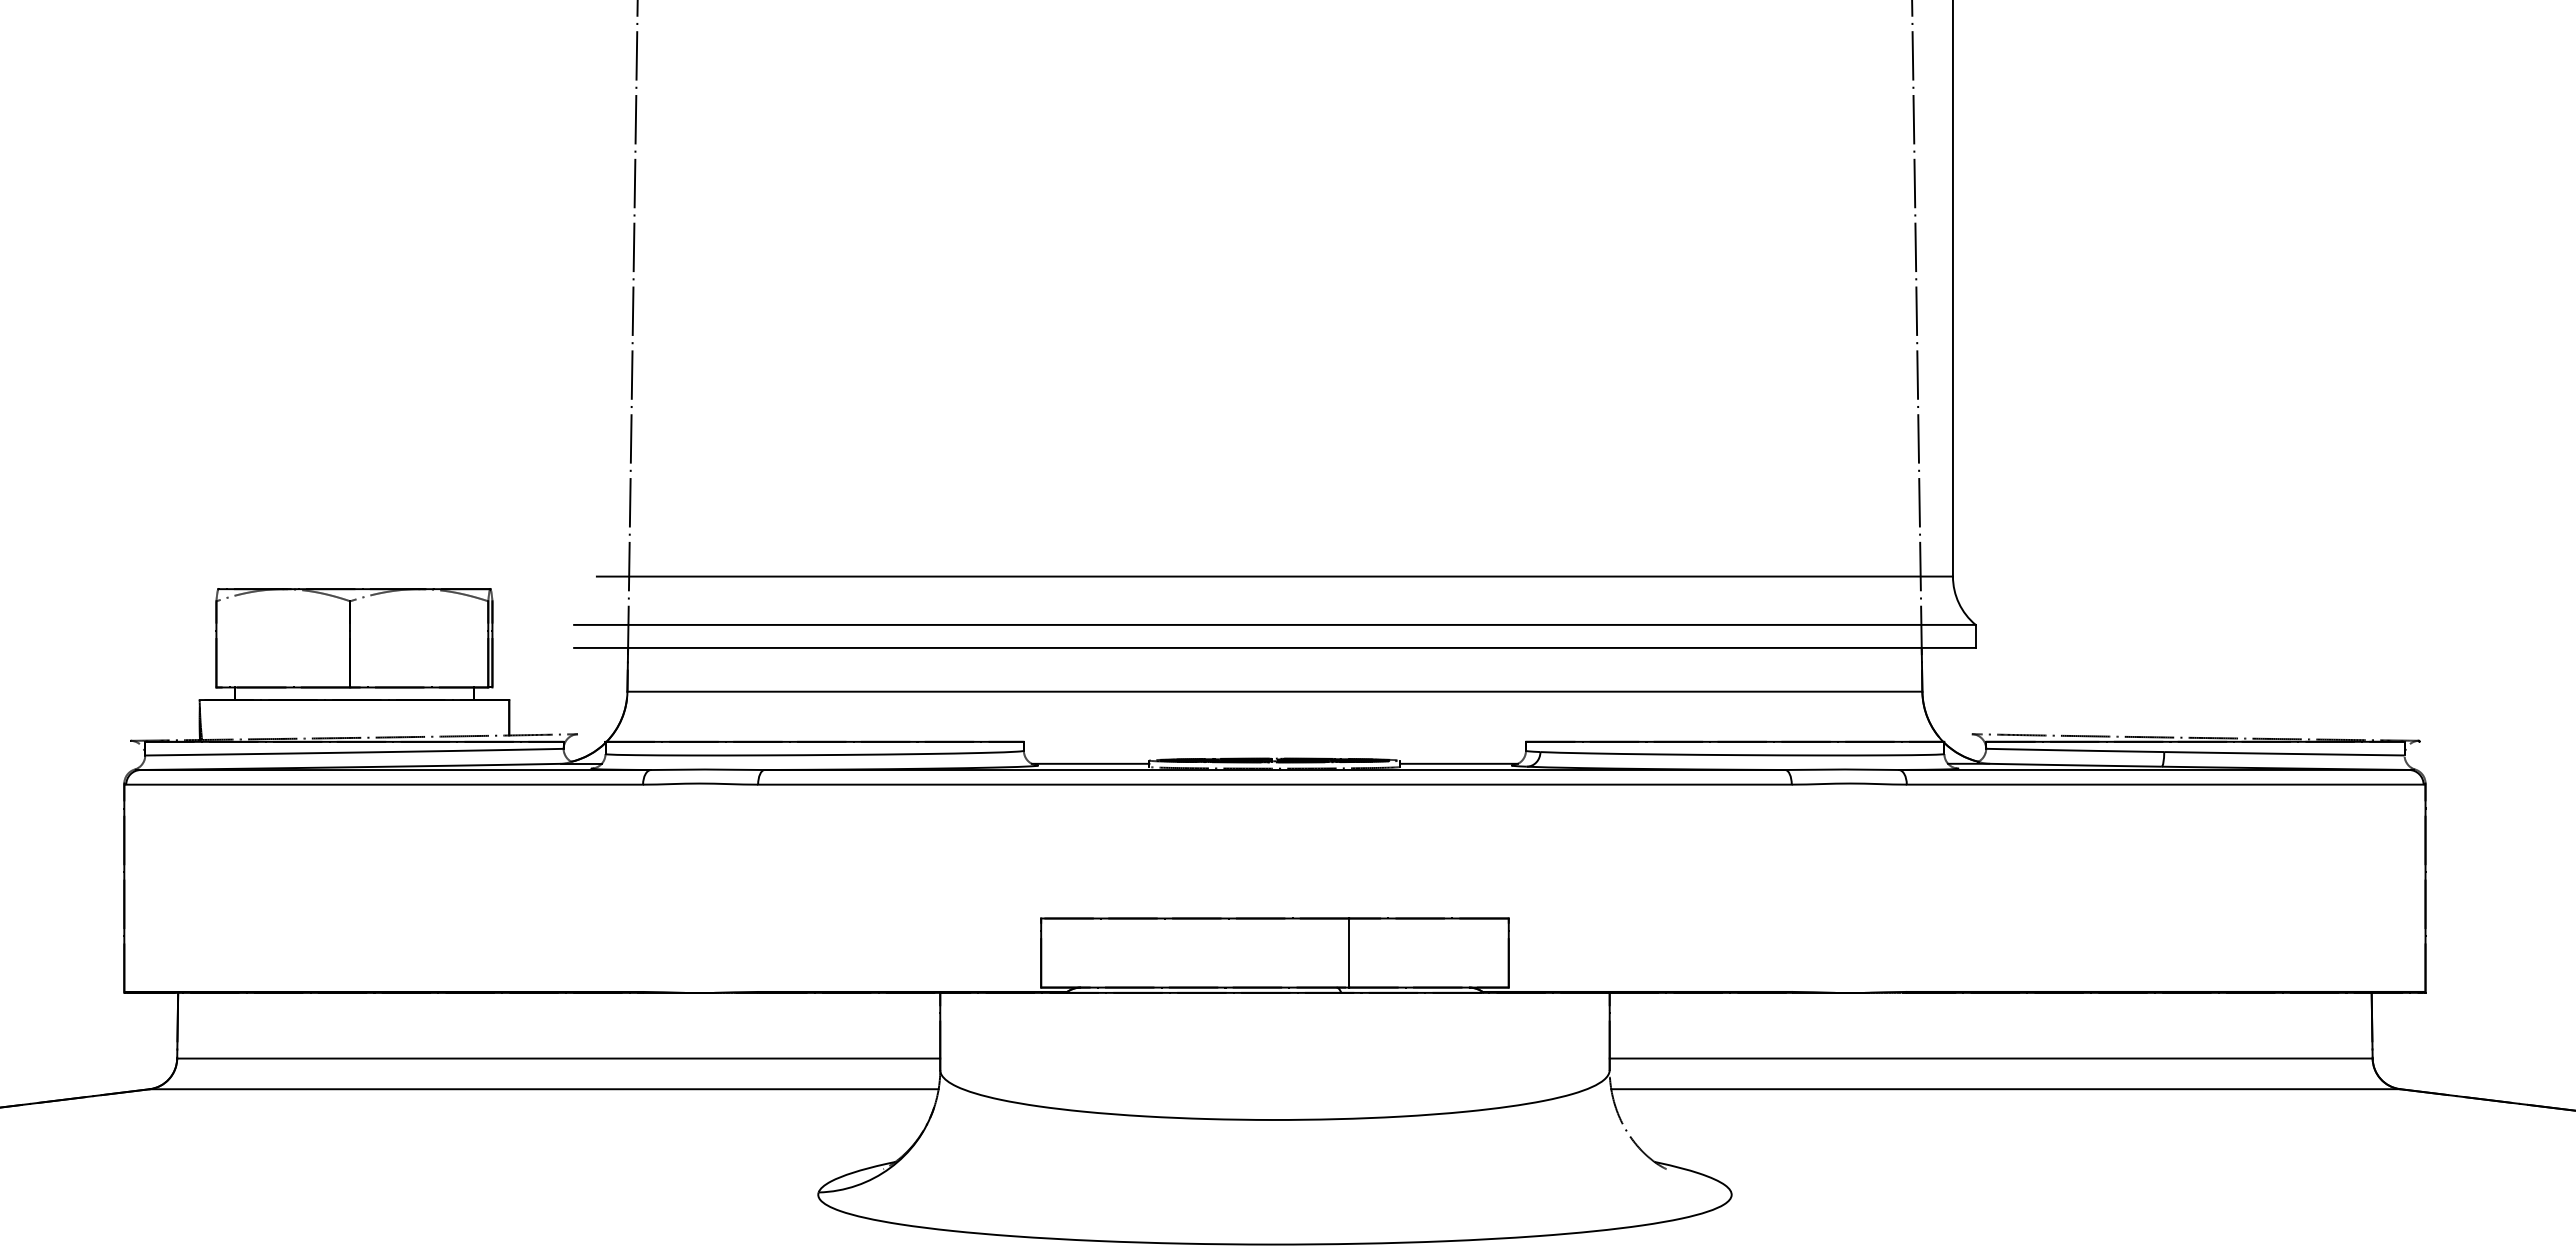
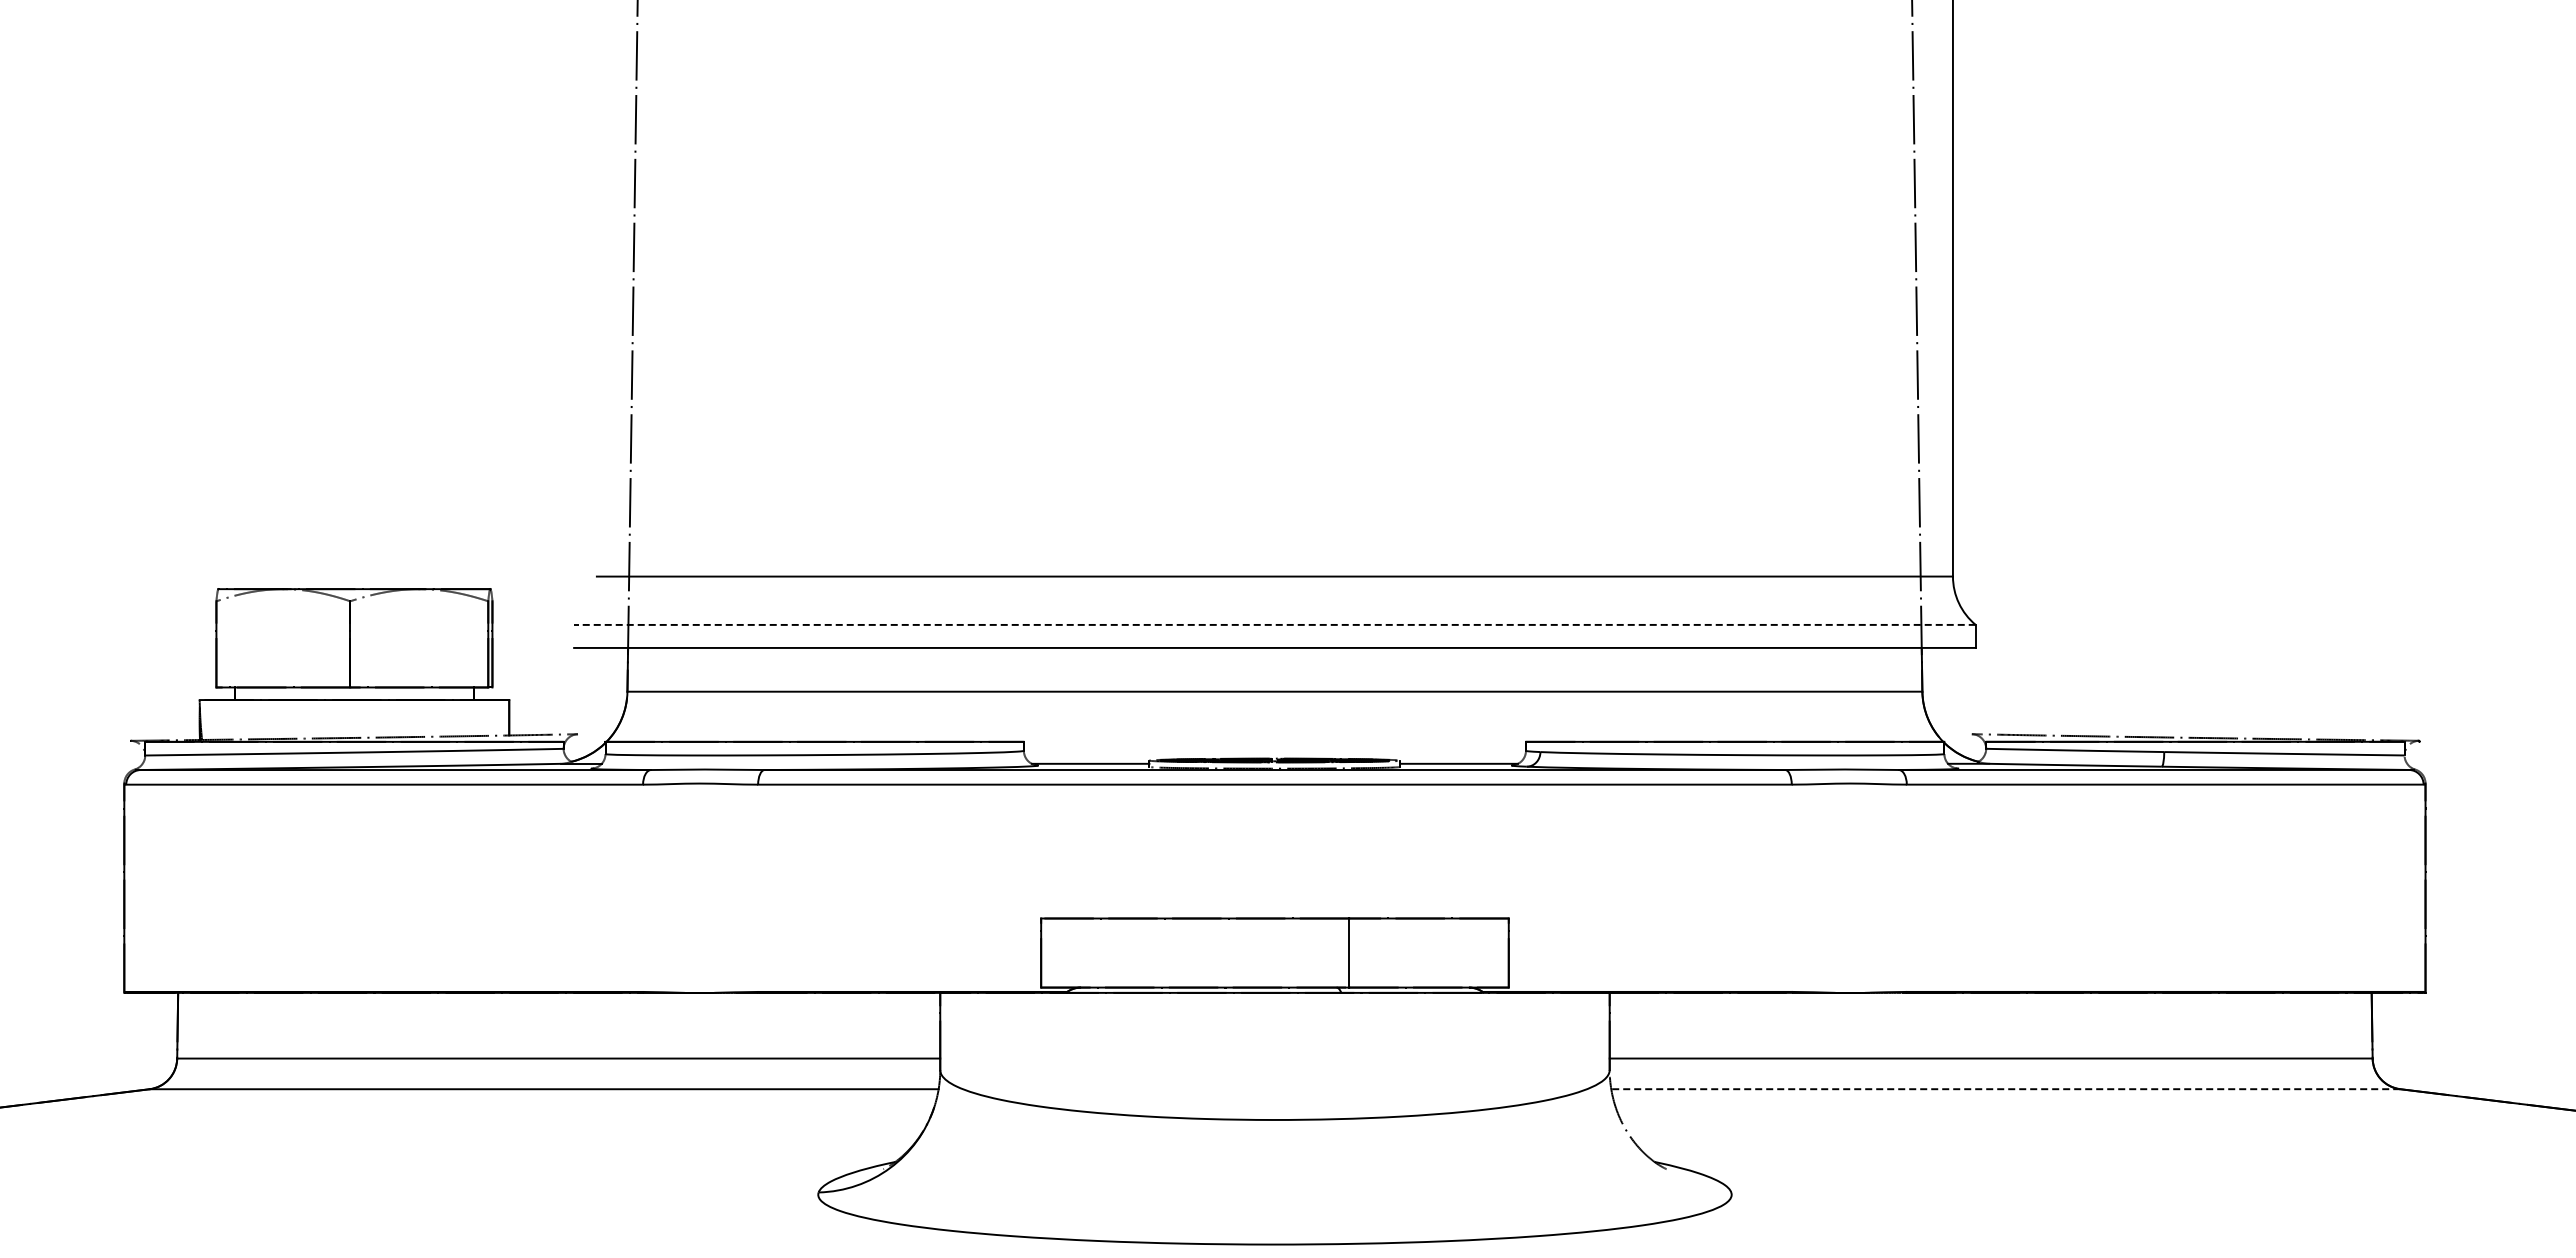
line: solid -> dashed (1274, 624)
line: solid -> dashed (2005, 1089)
